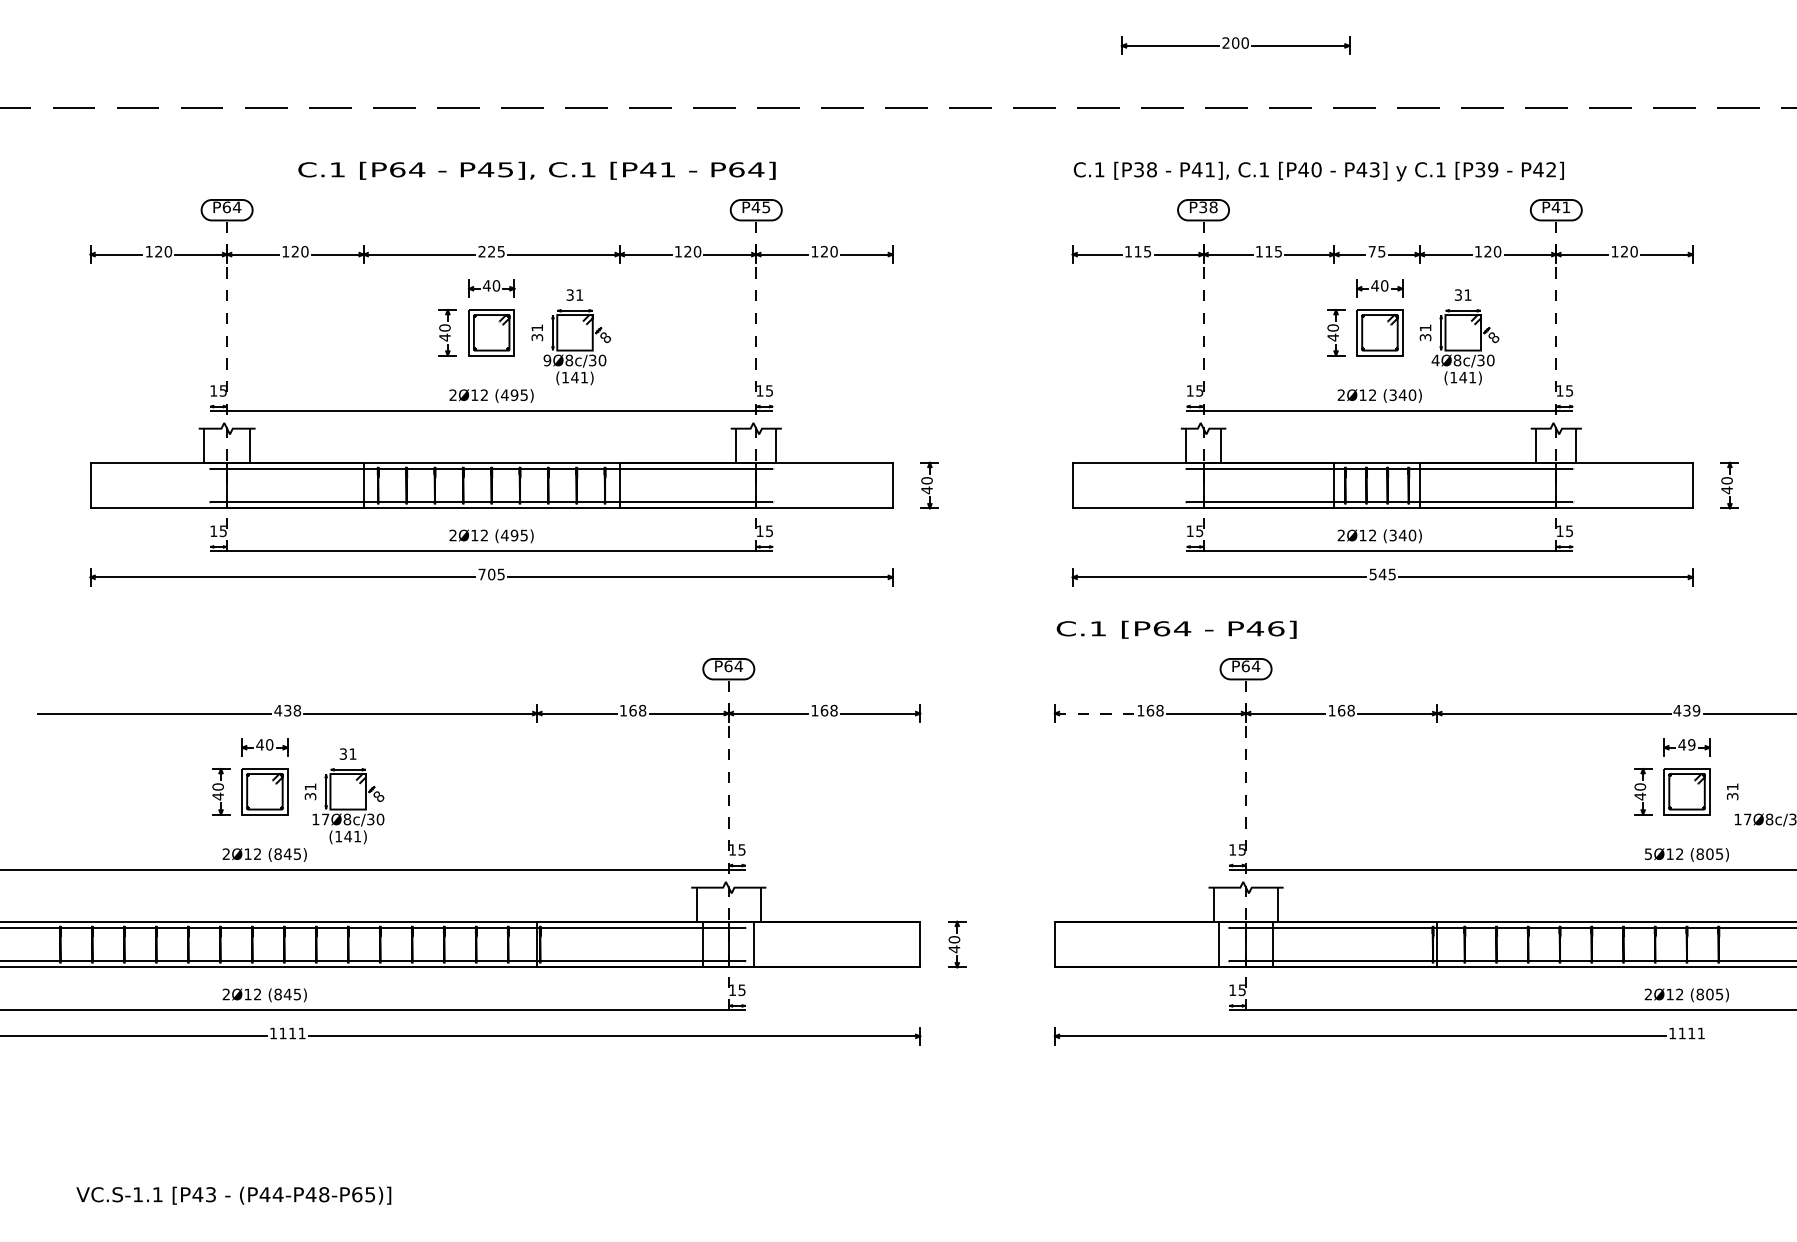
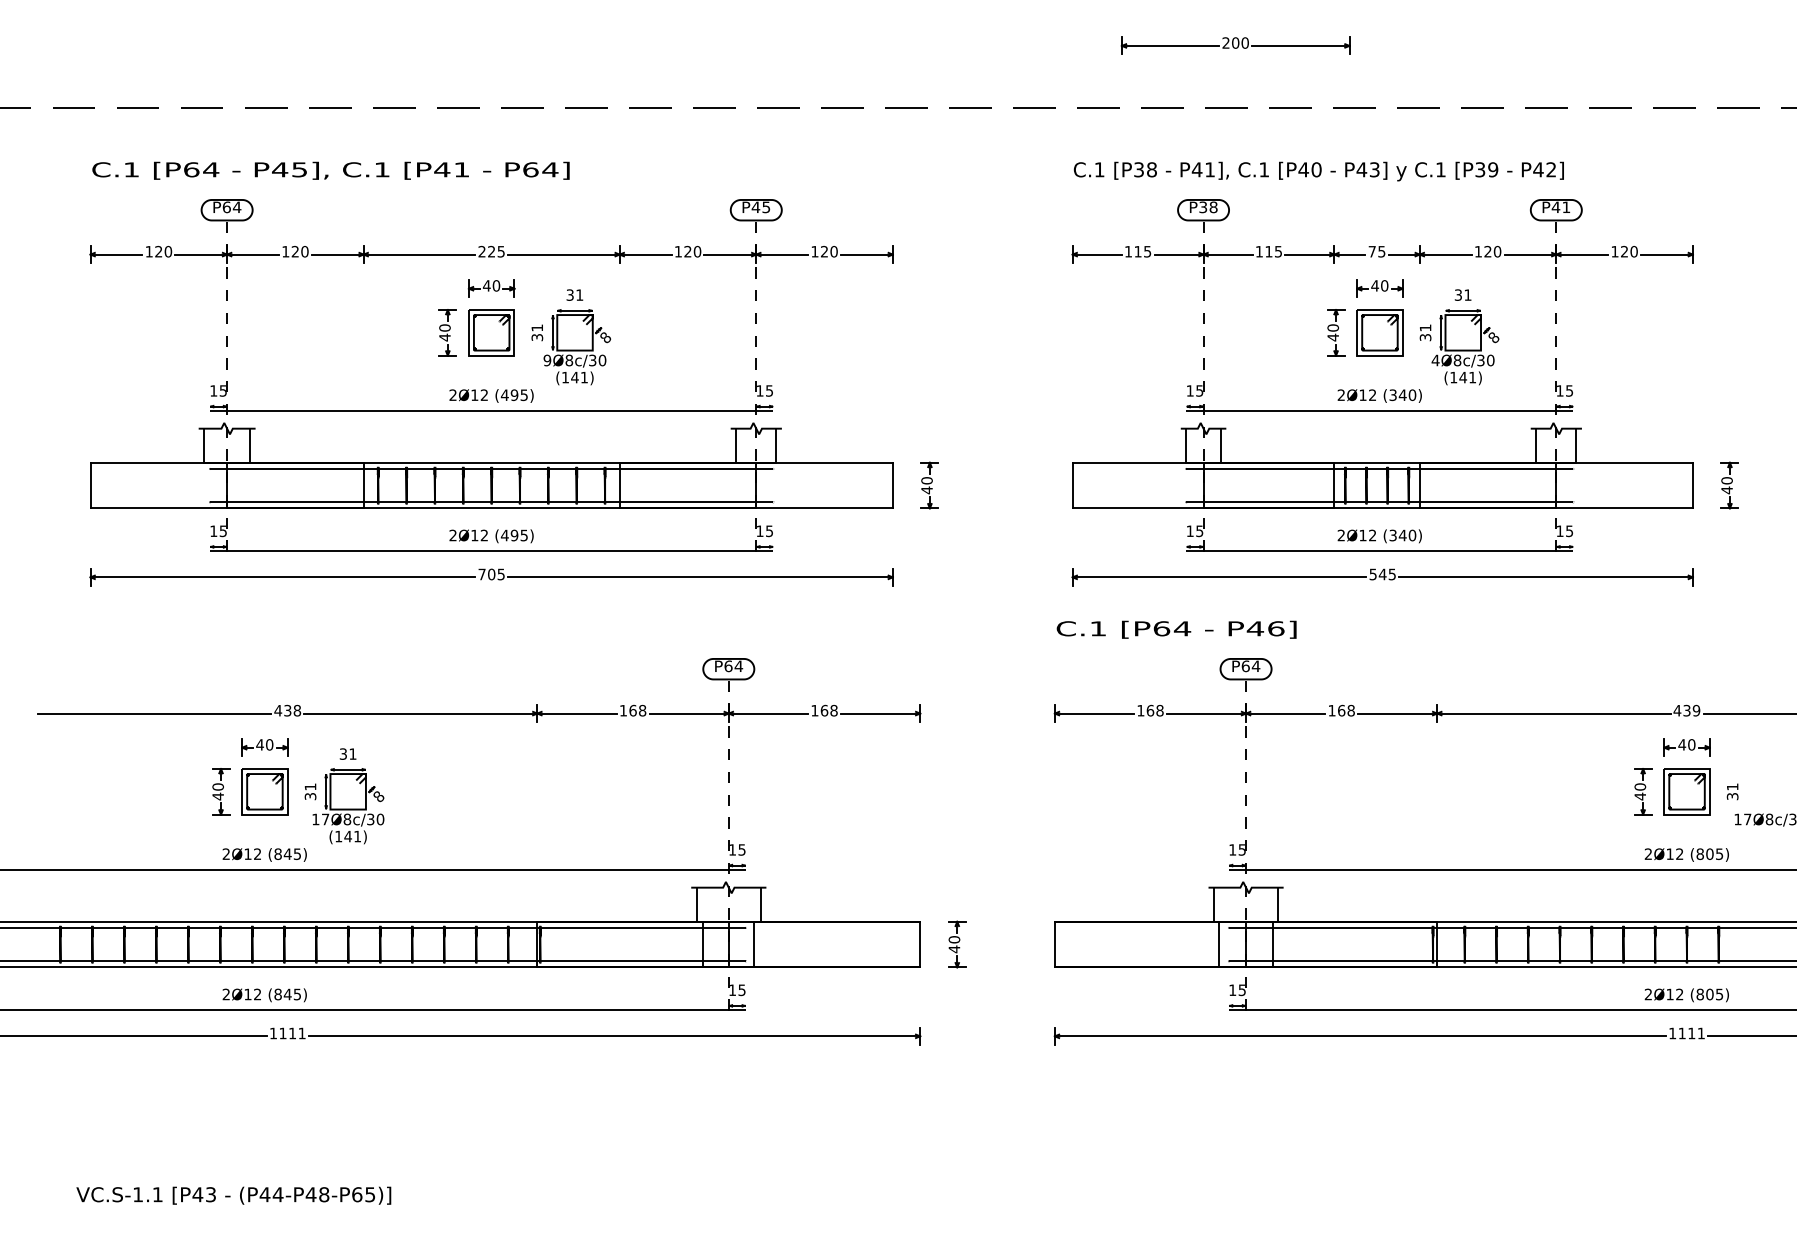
text position: (536, 170) -> (330, 170) (330, 170)
line: dashed -> solid (1094, 713)
text: 49 -> 40 (1691, 744)
text: 5Ø12 -> 2Ø12 (1647, 854)
line: none -> present (1750, 1036)
